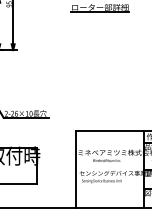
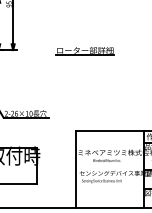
part position: (99, 8) -> (84, 51) (84, 51)
